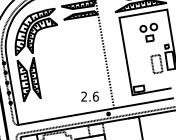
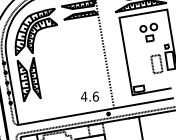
text: 2.6 -> 4.6 (84, 96)
